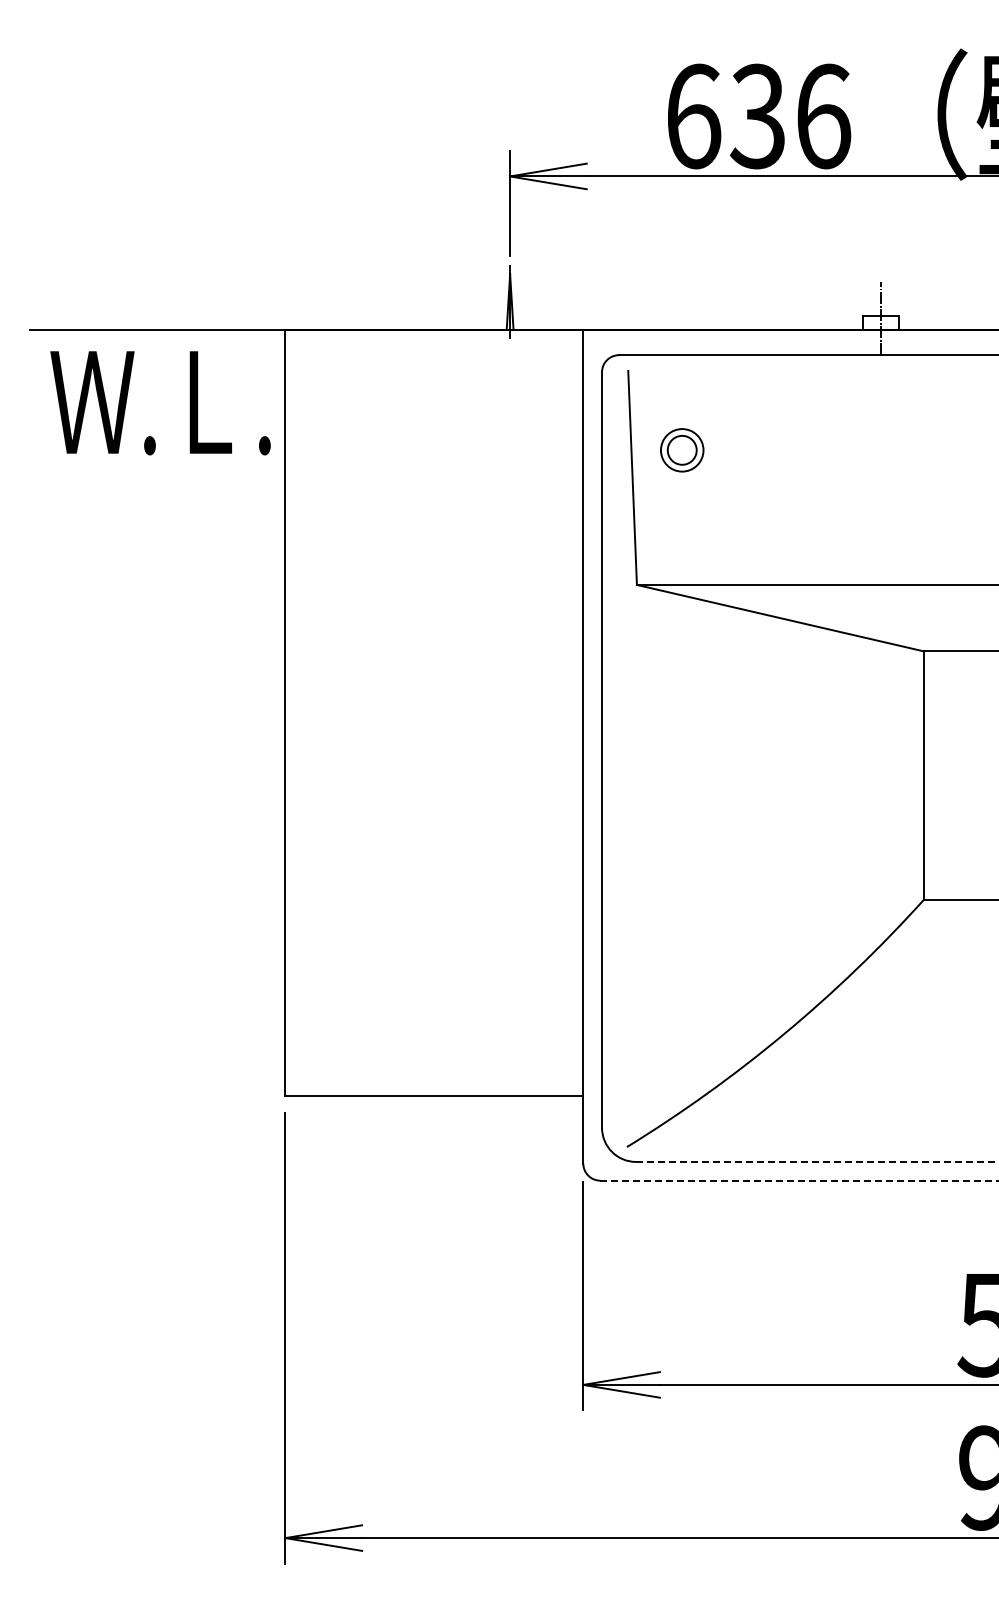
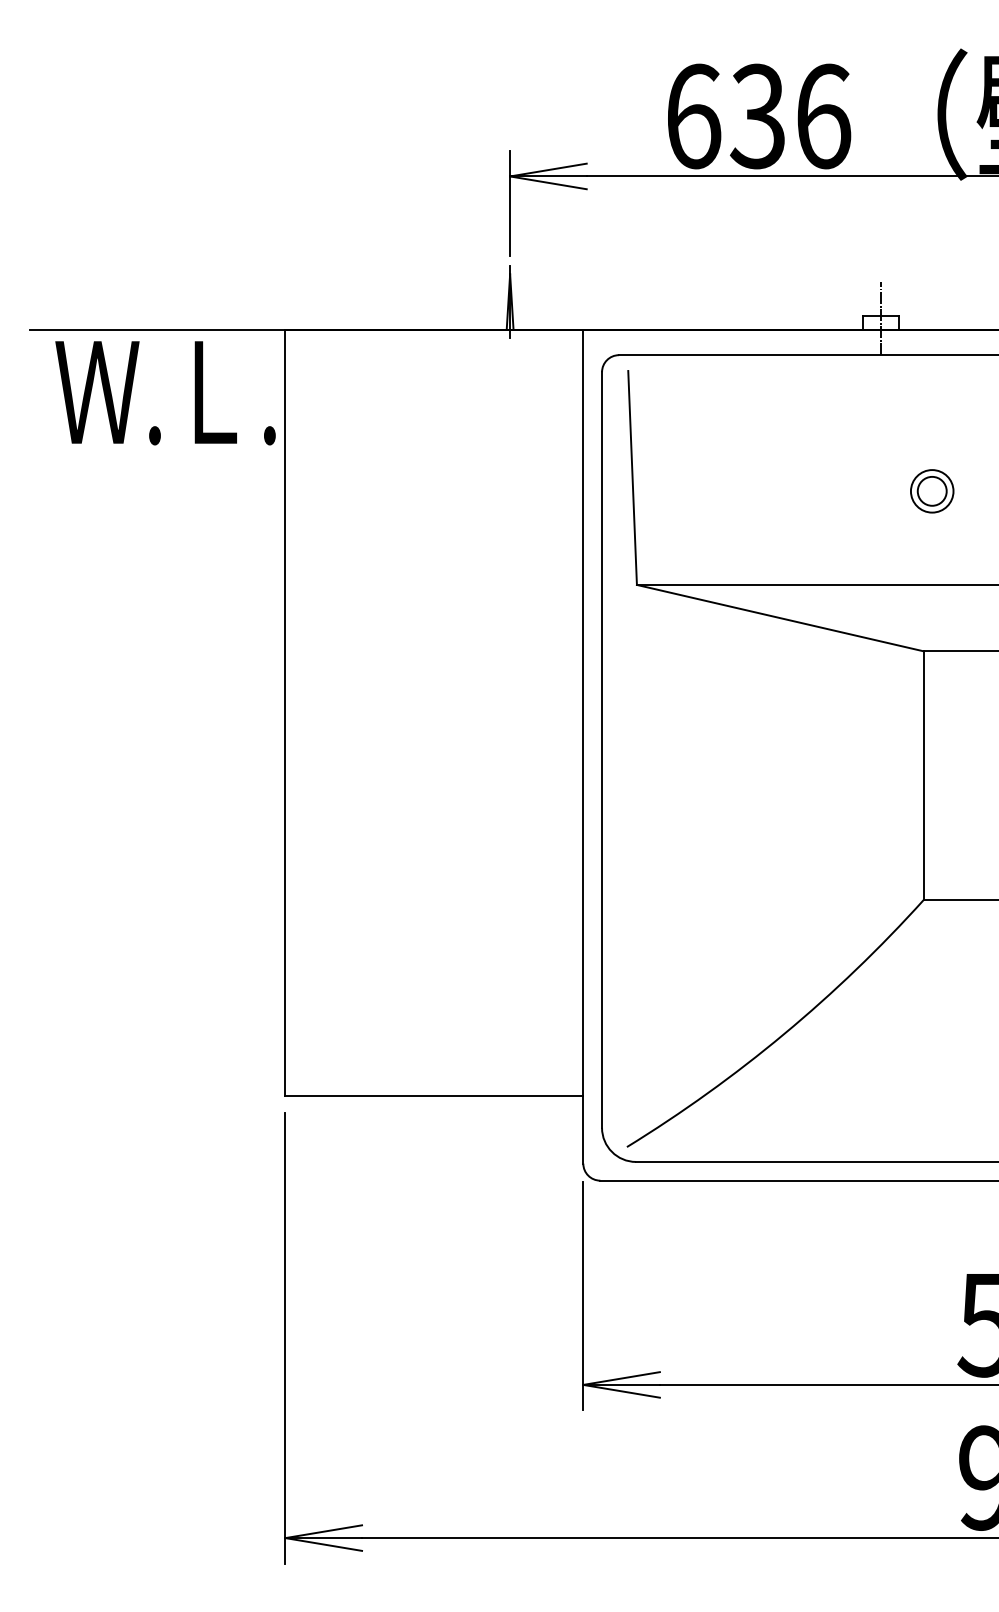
text position: (160, 403) -> (165, 393) (165, 393)
part position: (682, 450) -> (932, 491) (932, 491)
line: dashed -> solid (818, 1161)
line: dashed -> solid (800, 1180)
